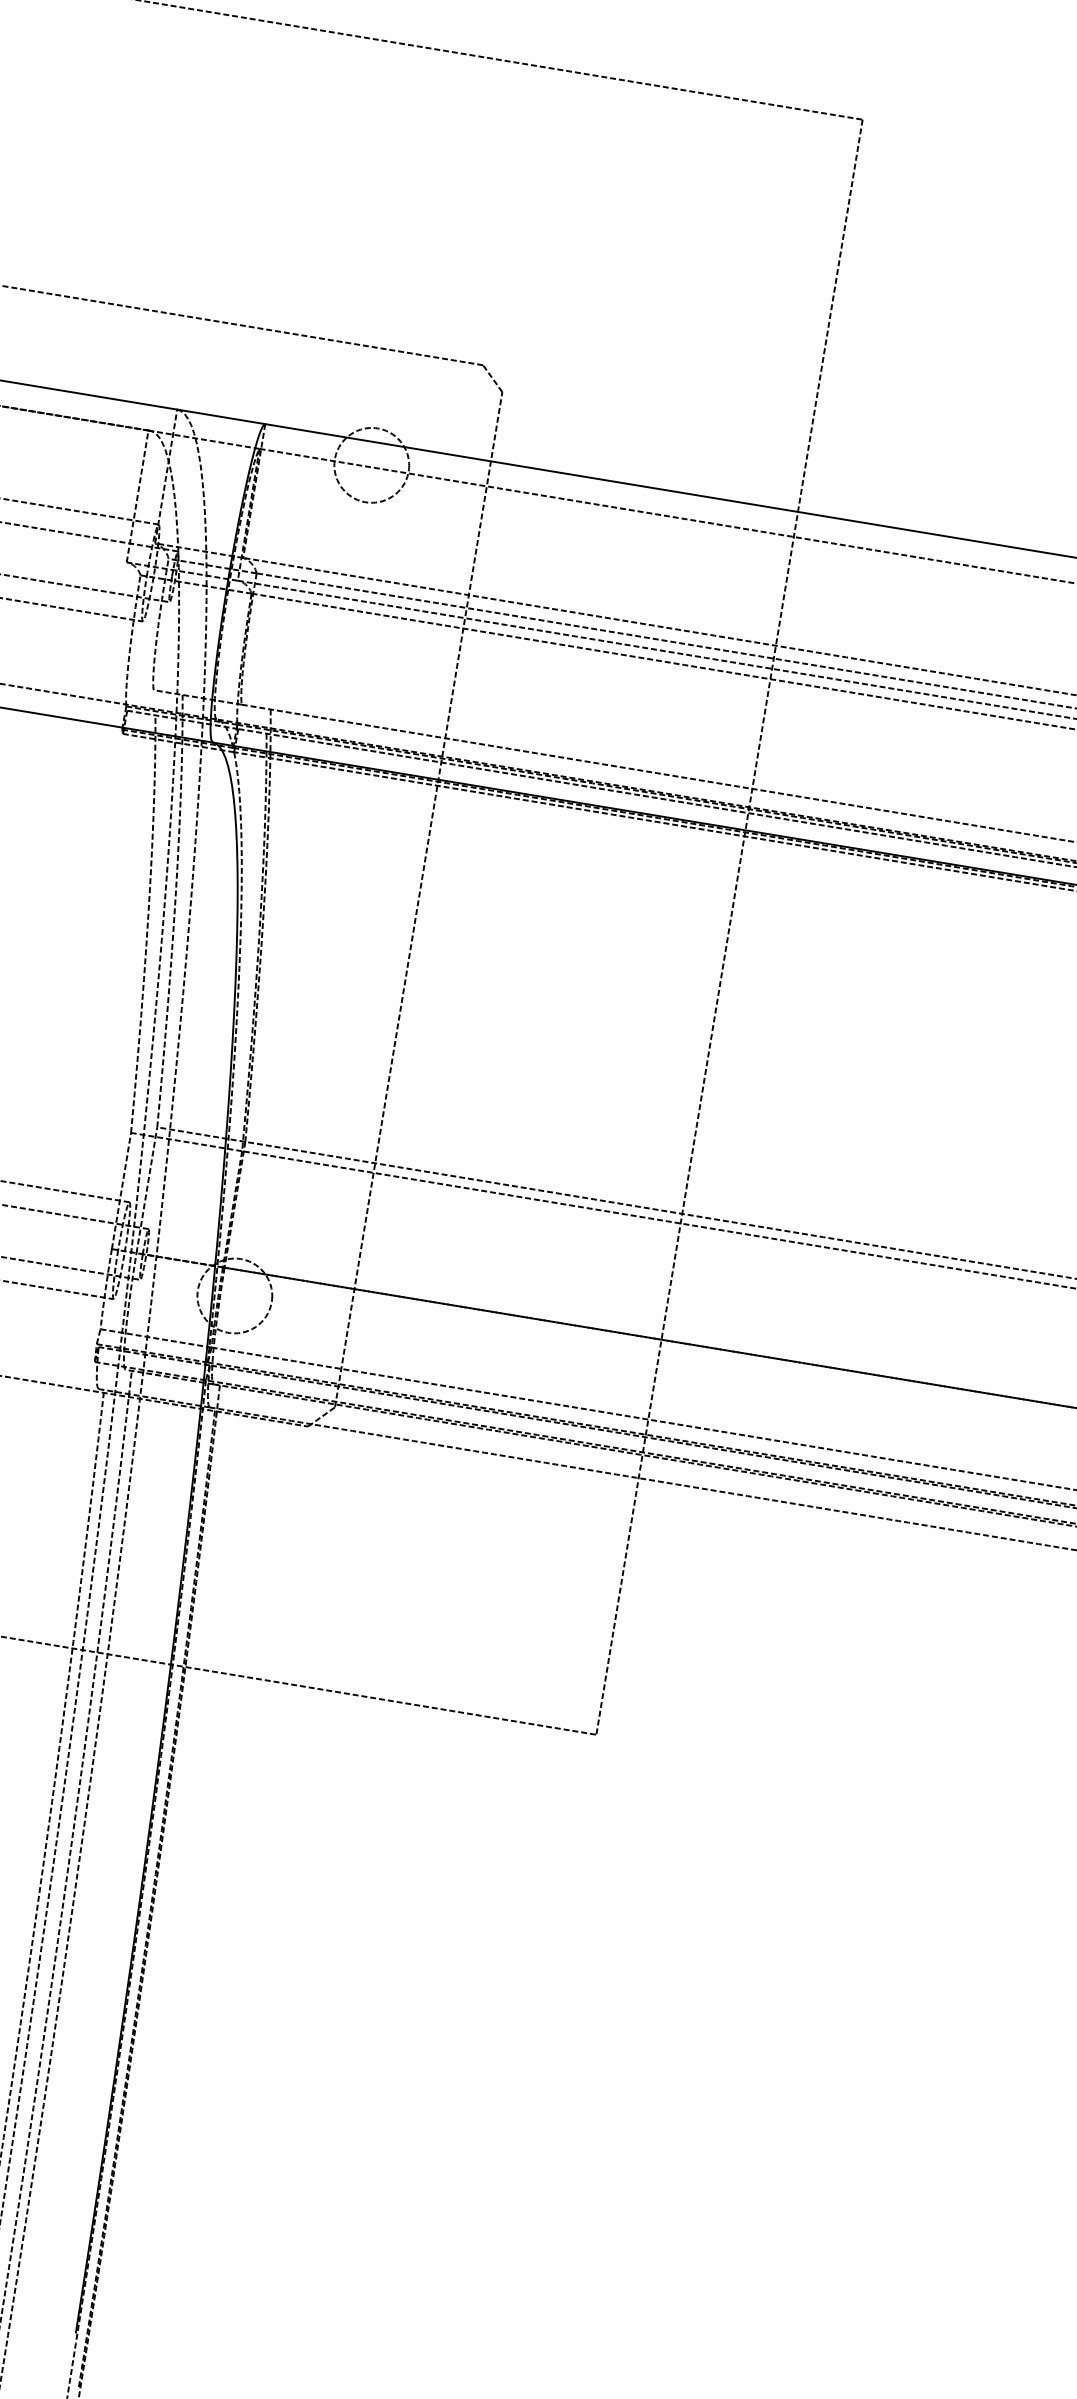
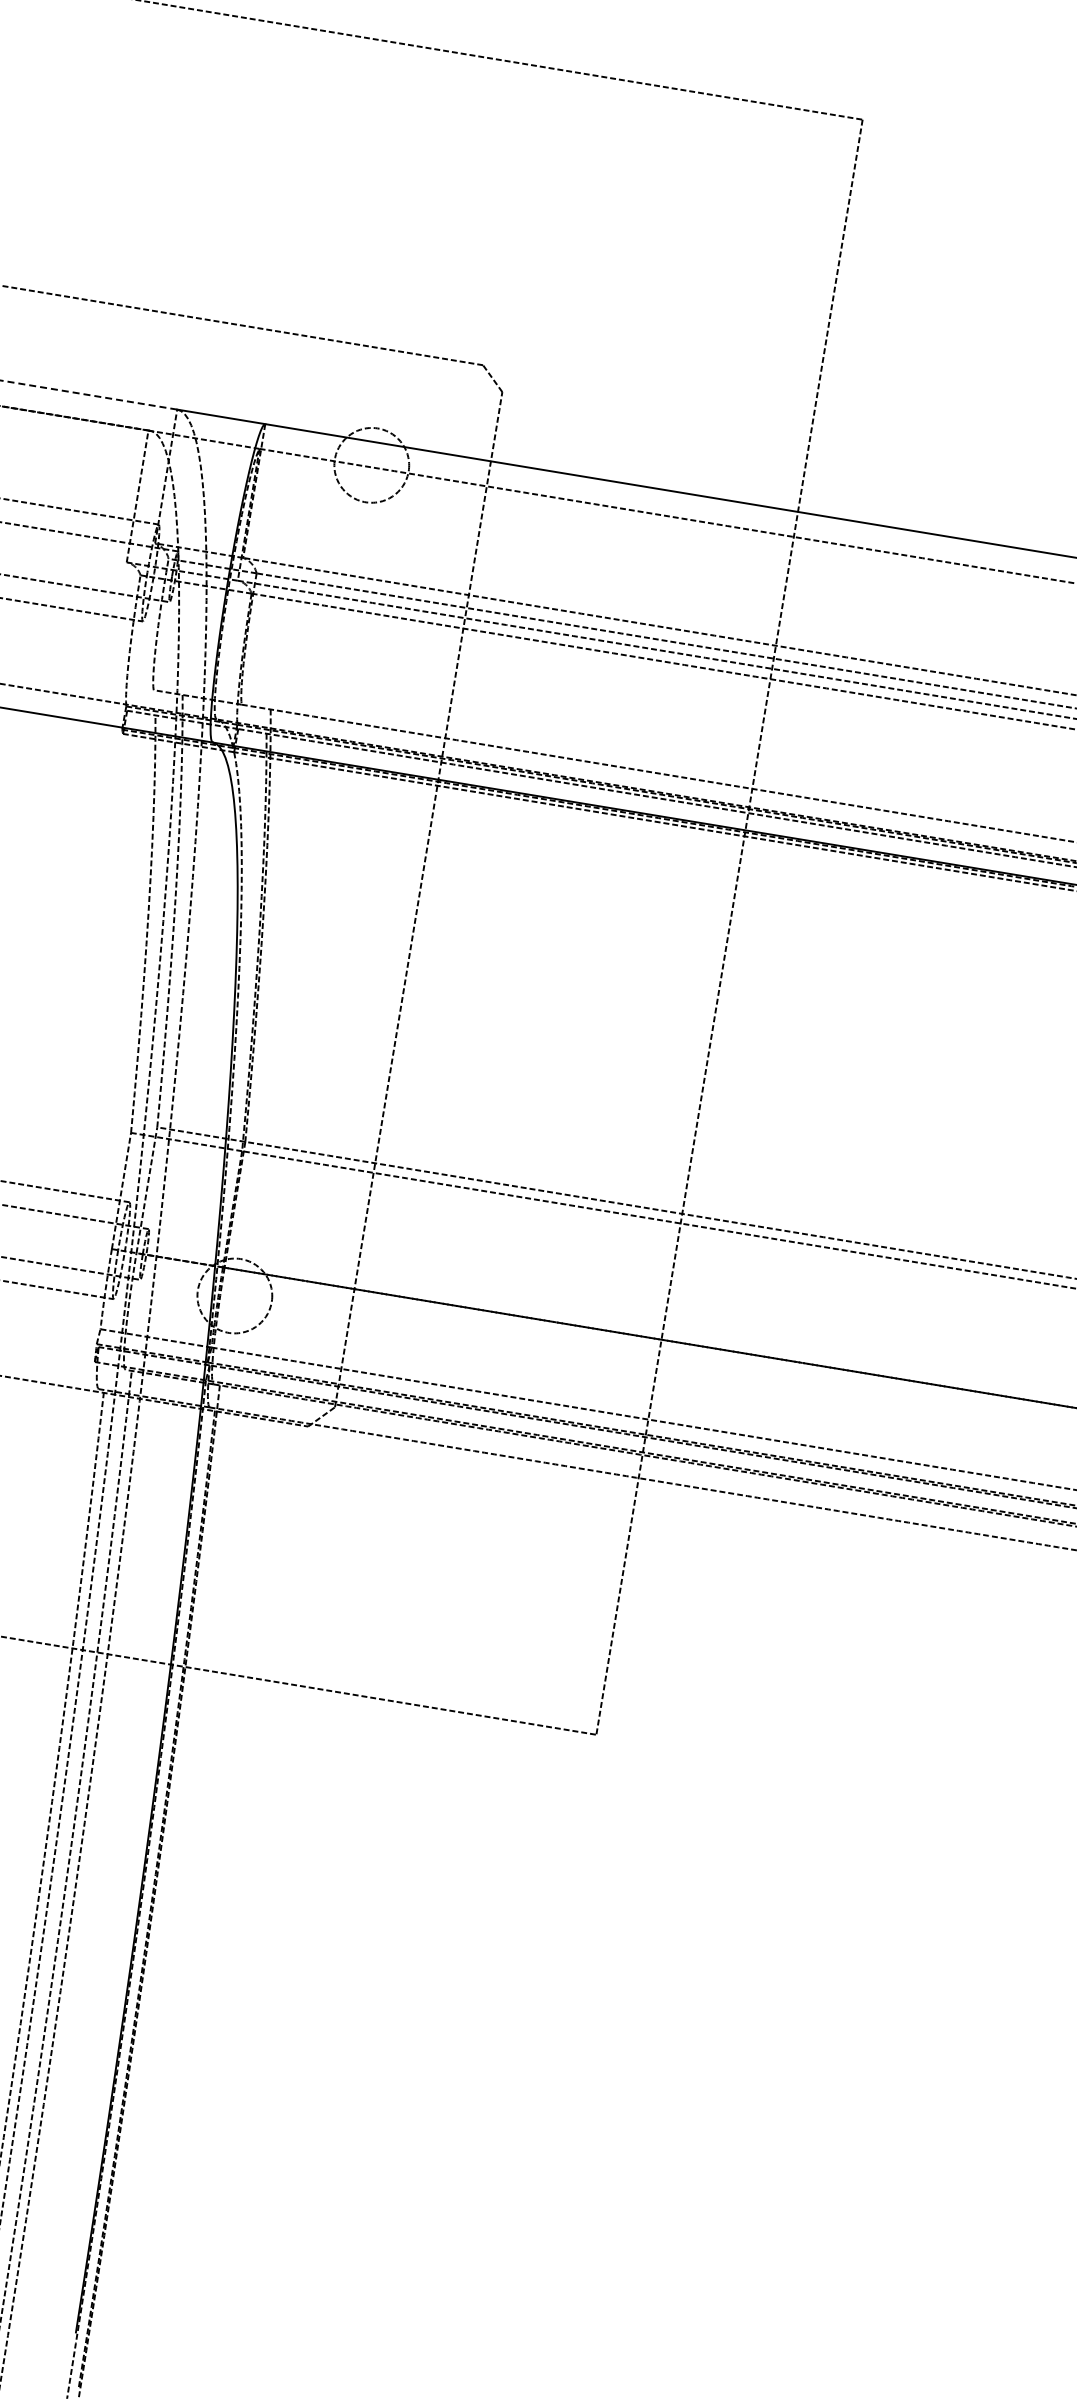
line: solid -> dashed (88, 394)
